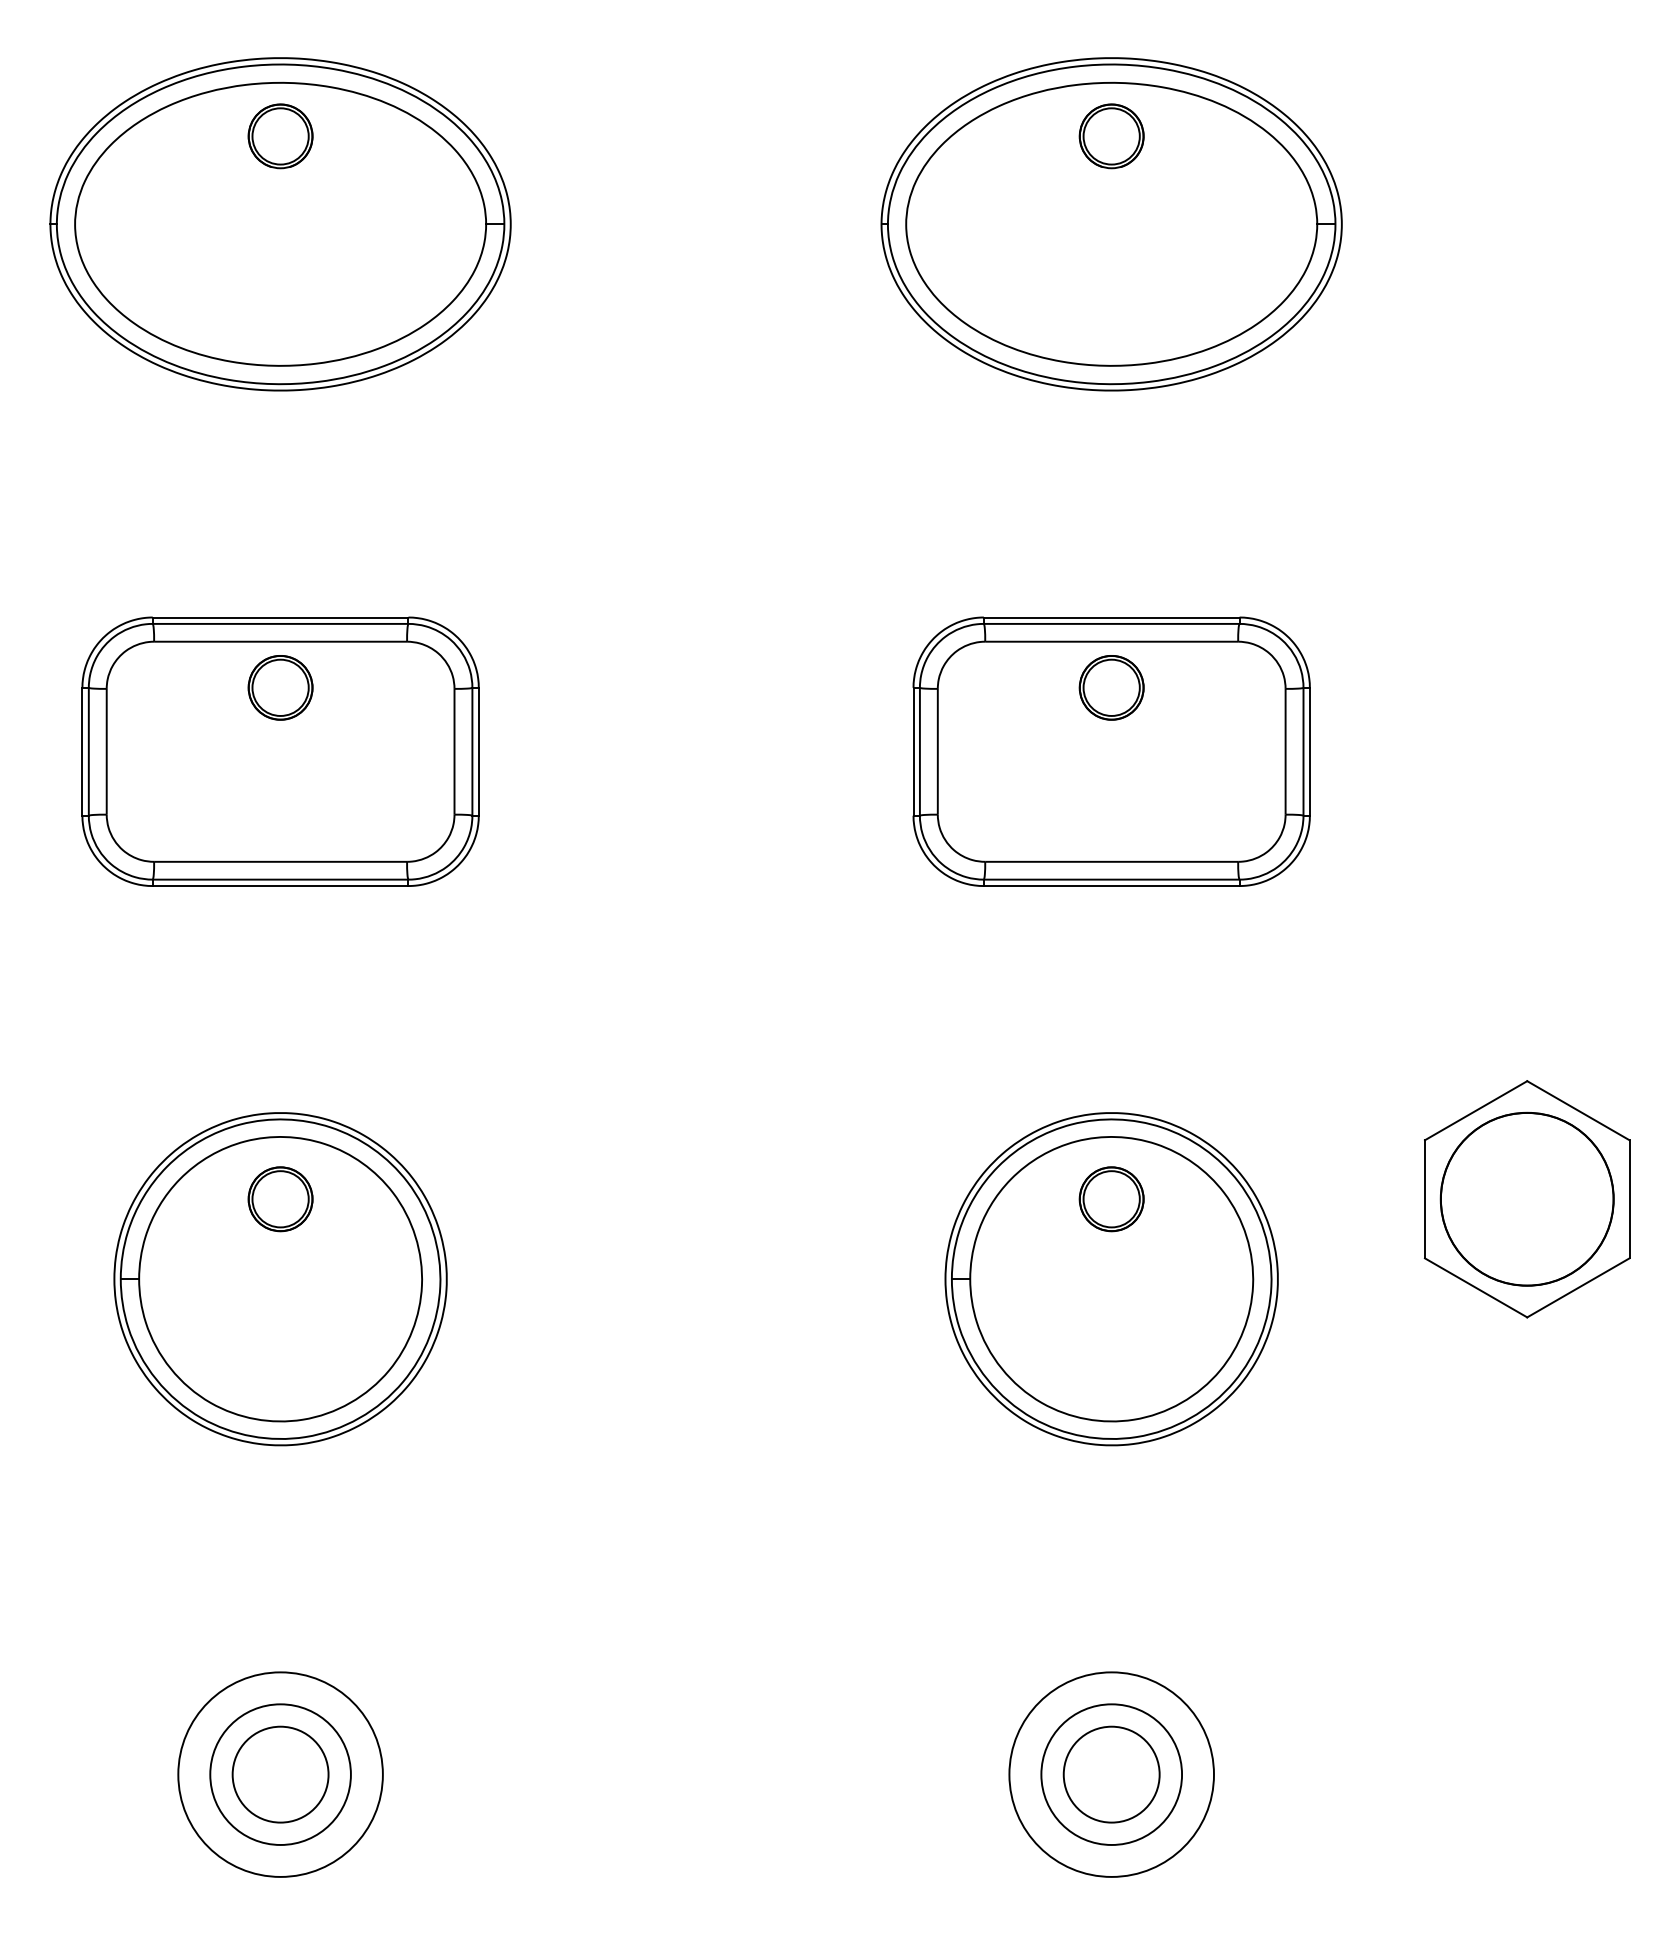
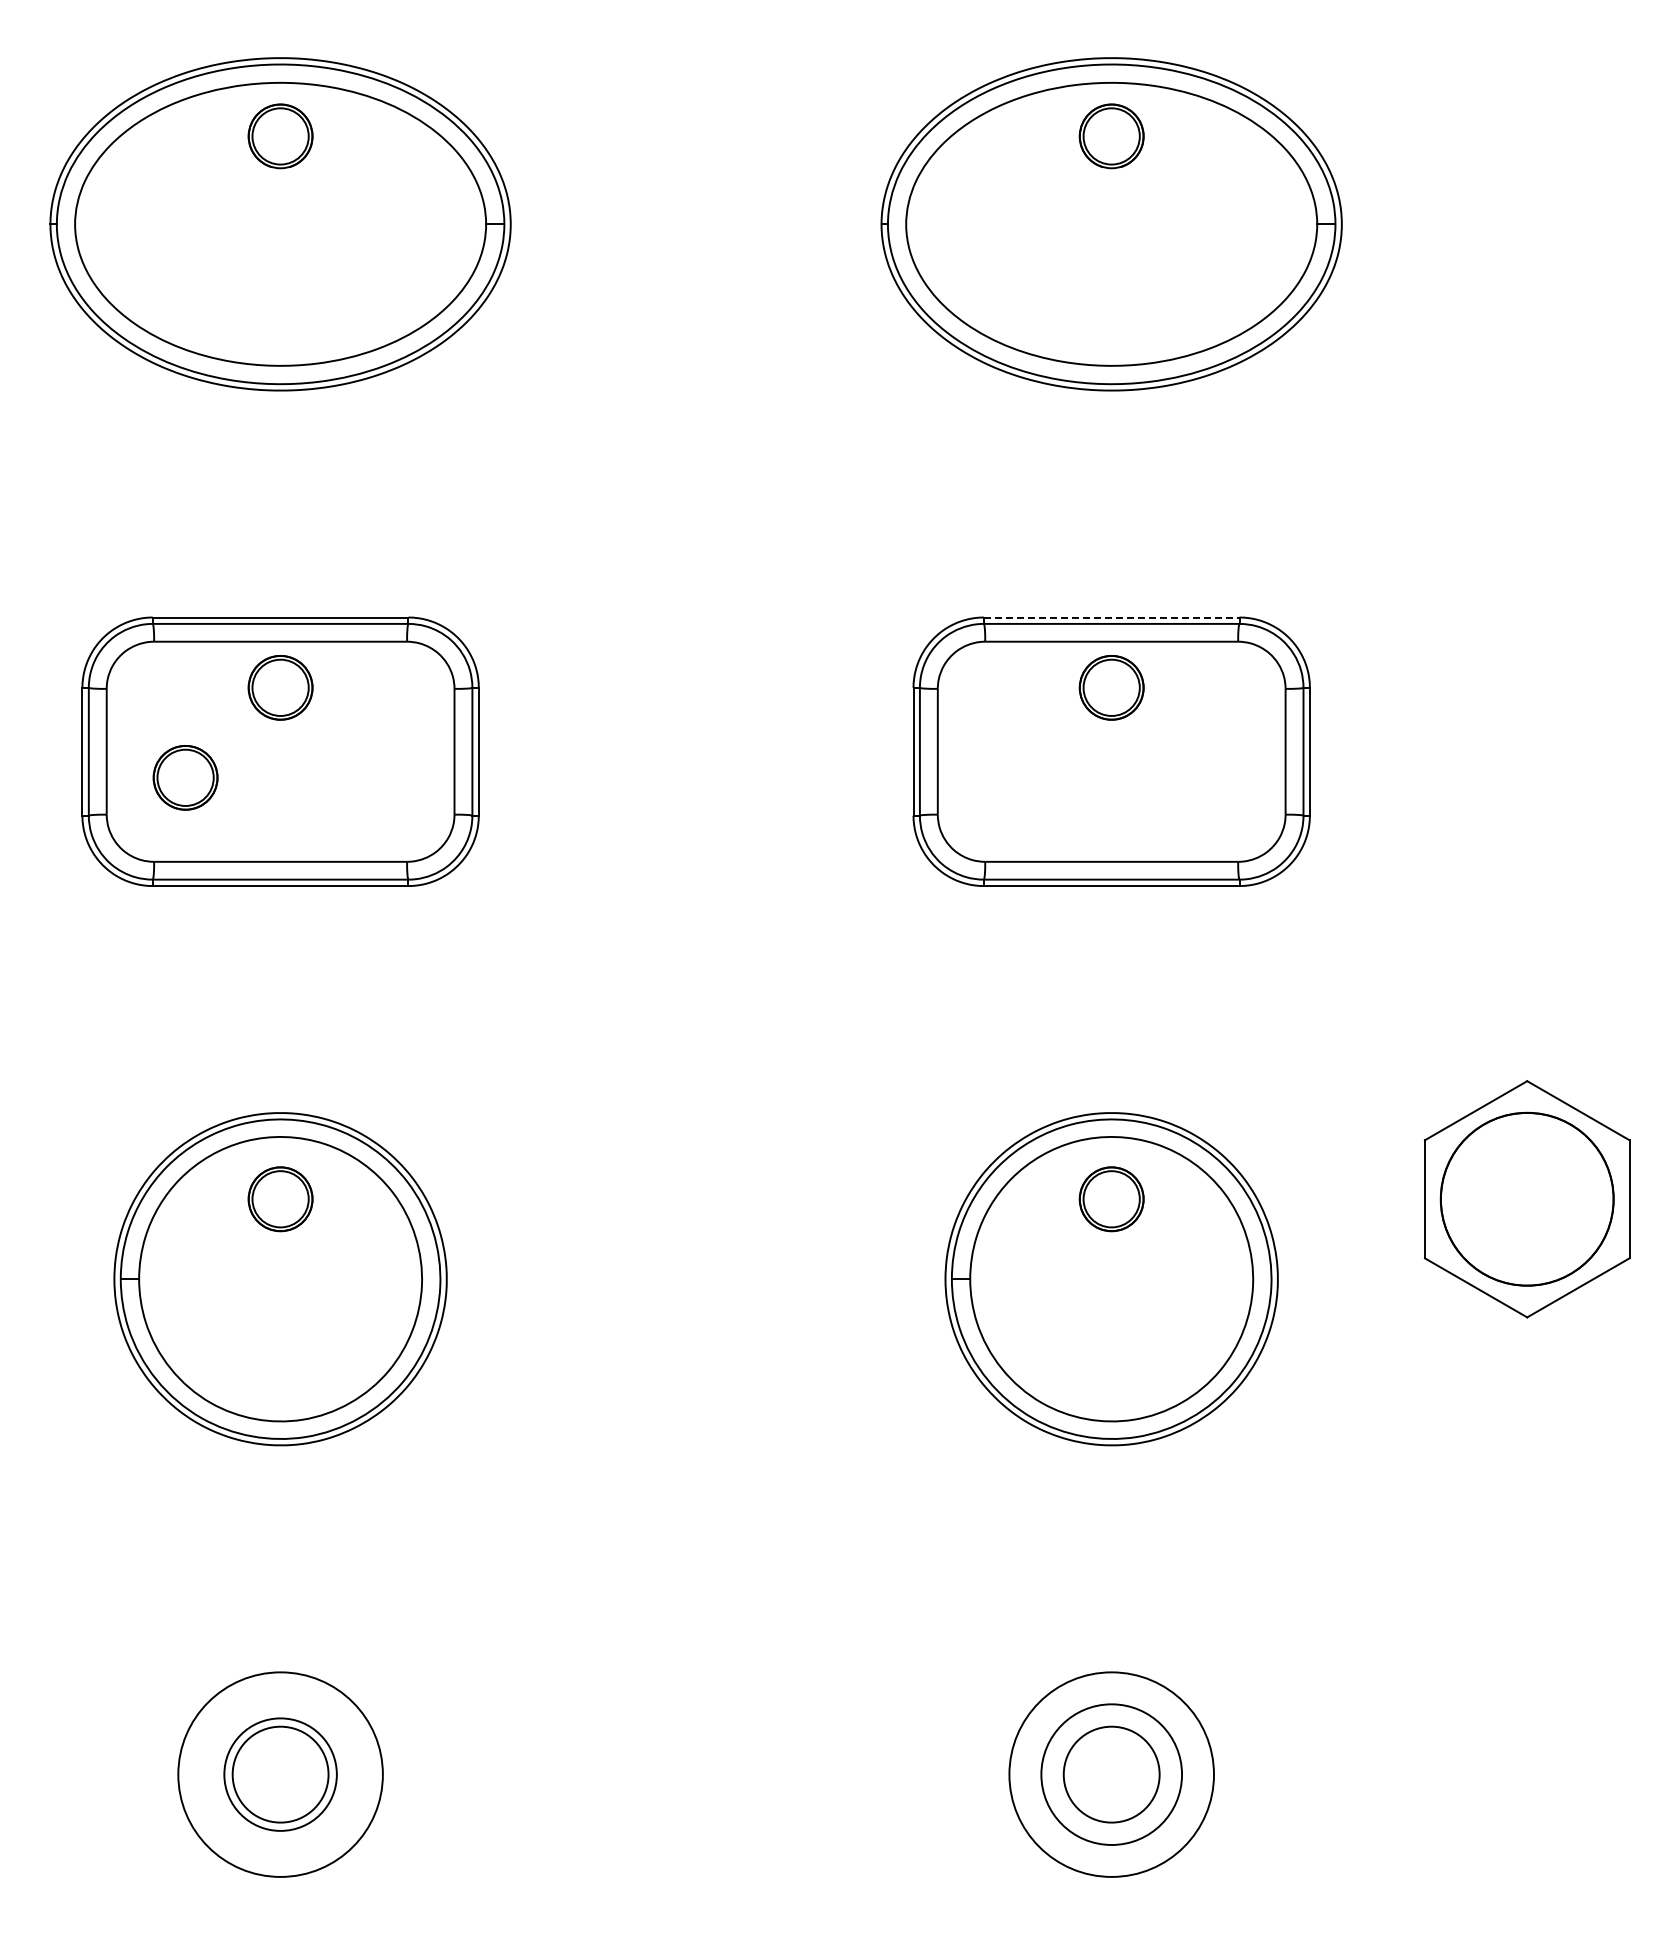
line: solid -> dashed (1111, 617)
part: none -> present (185, 777)
circle diameter: 141 px -> 113 px (280, 1774)
